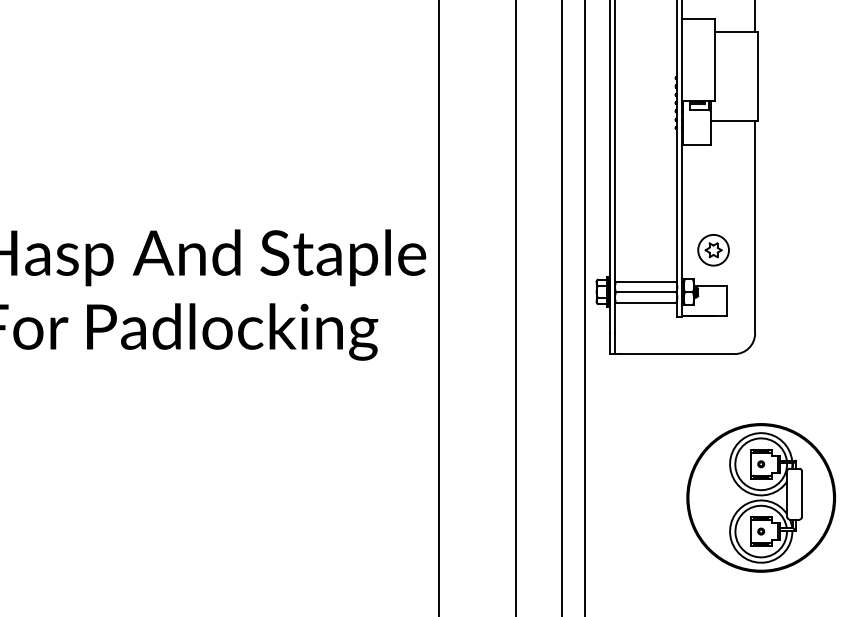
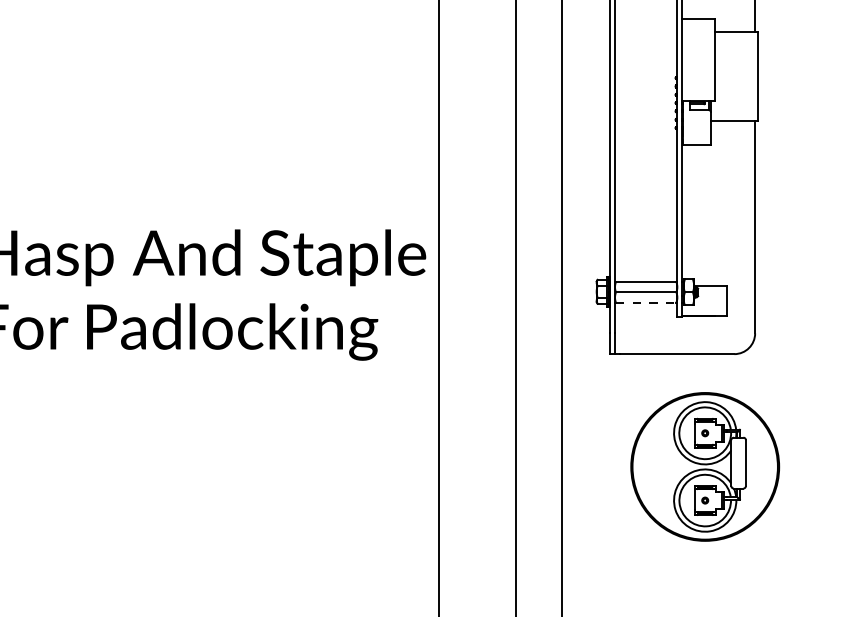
part: present -> none (713, 250)
line: solid -> dashed (646, 302)
line: present -> none (585, 307)
part position: (761, 497) -> (705, 466) (705, 466)
